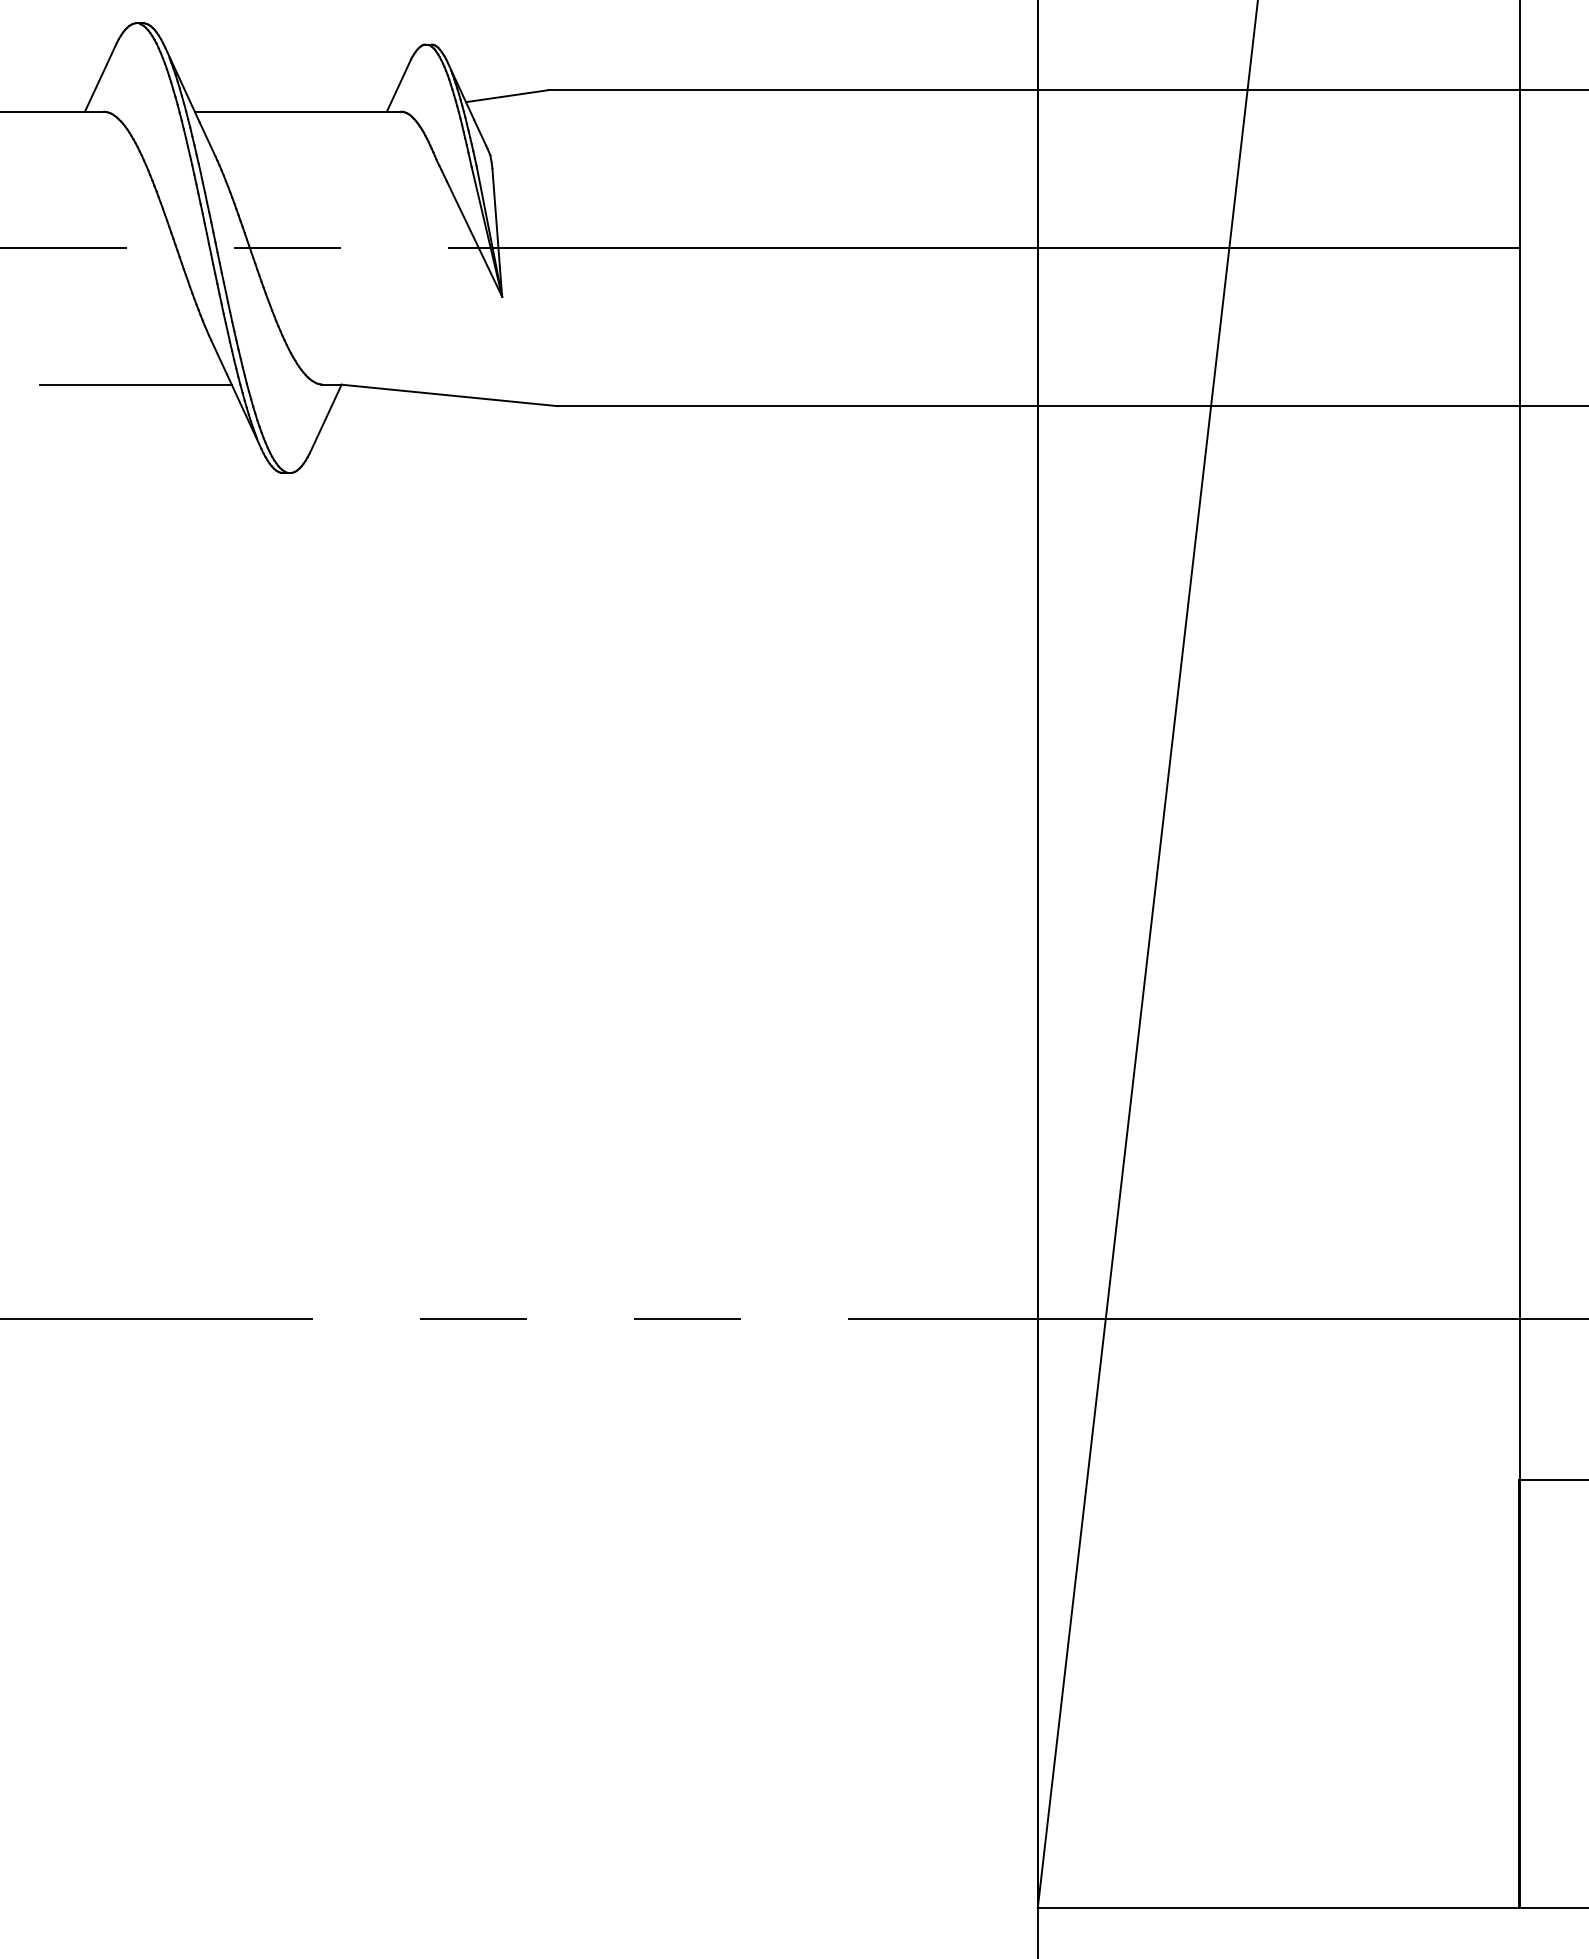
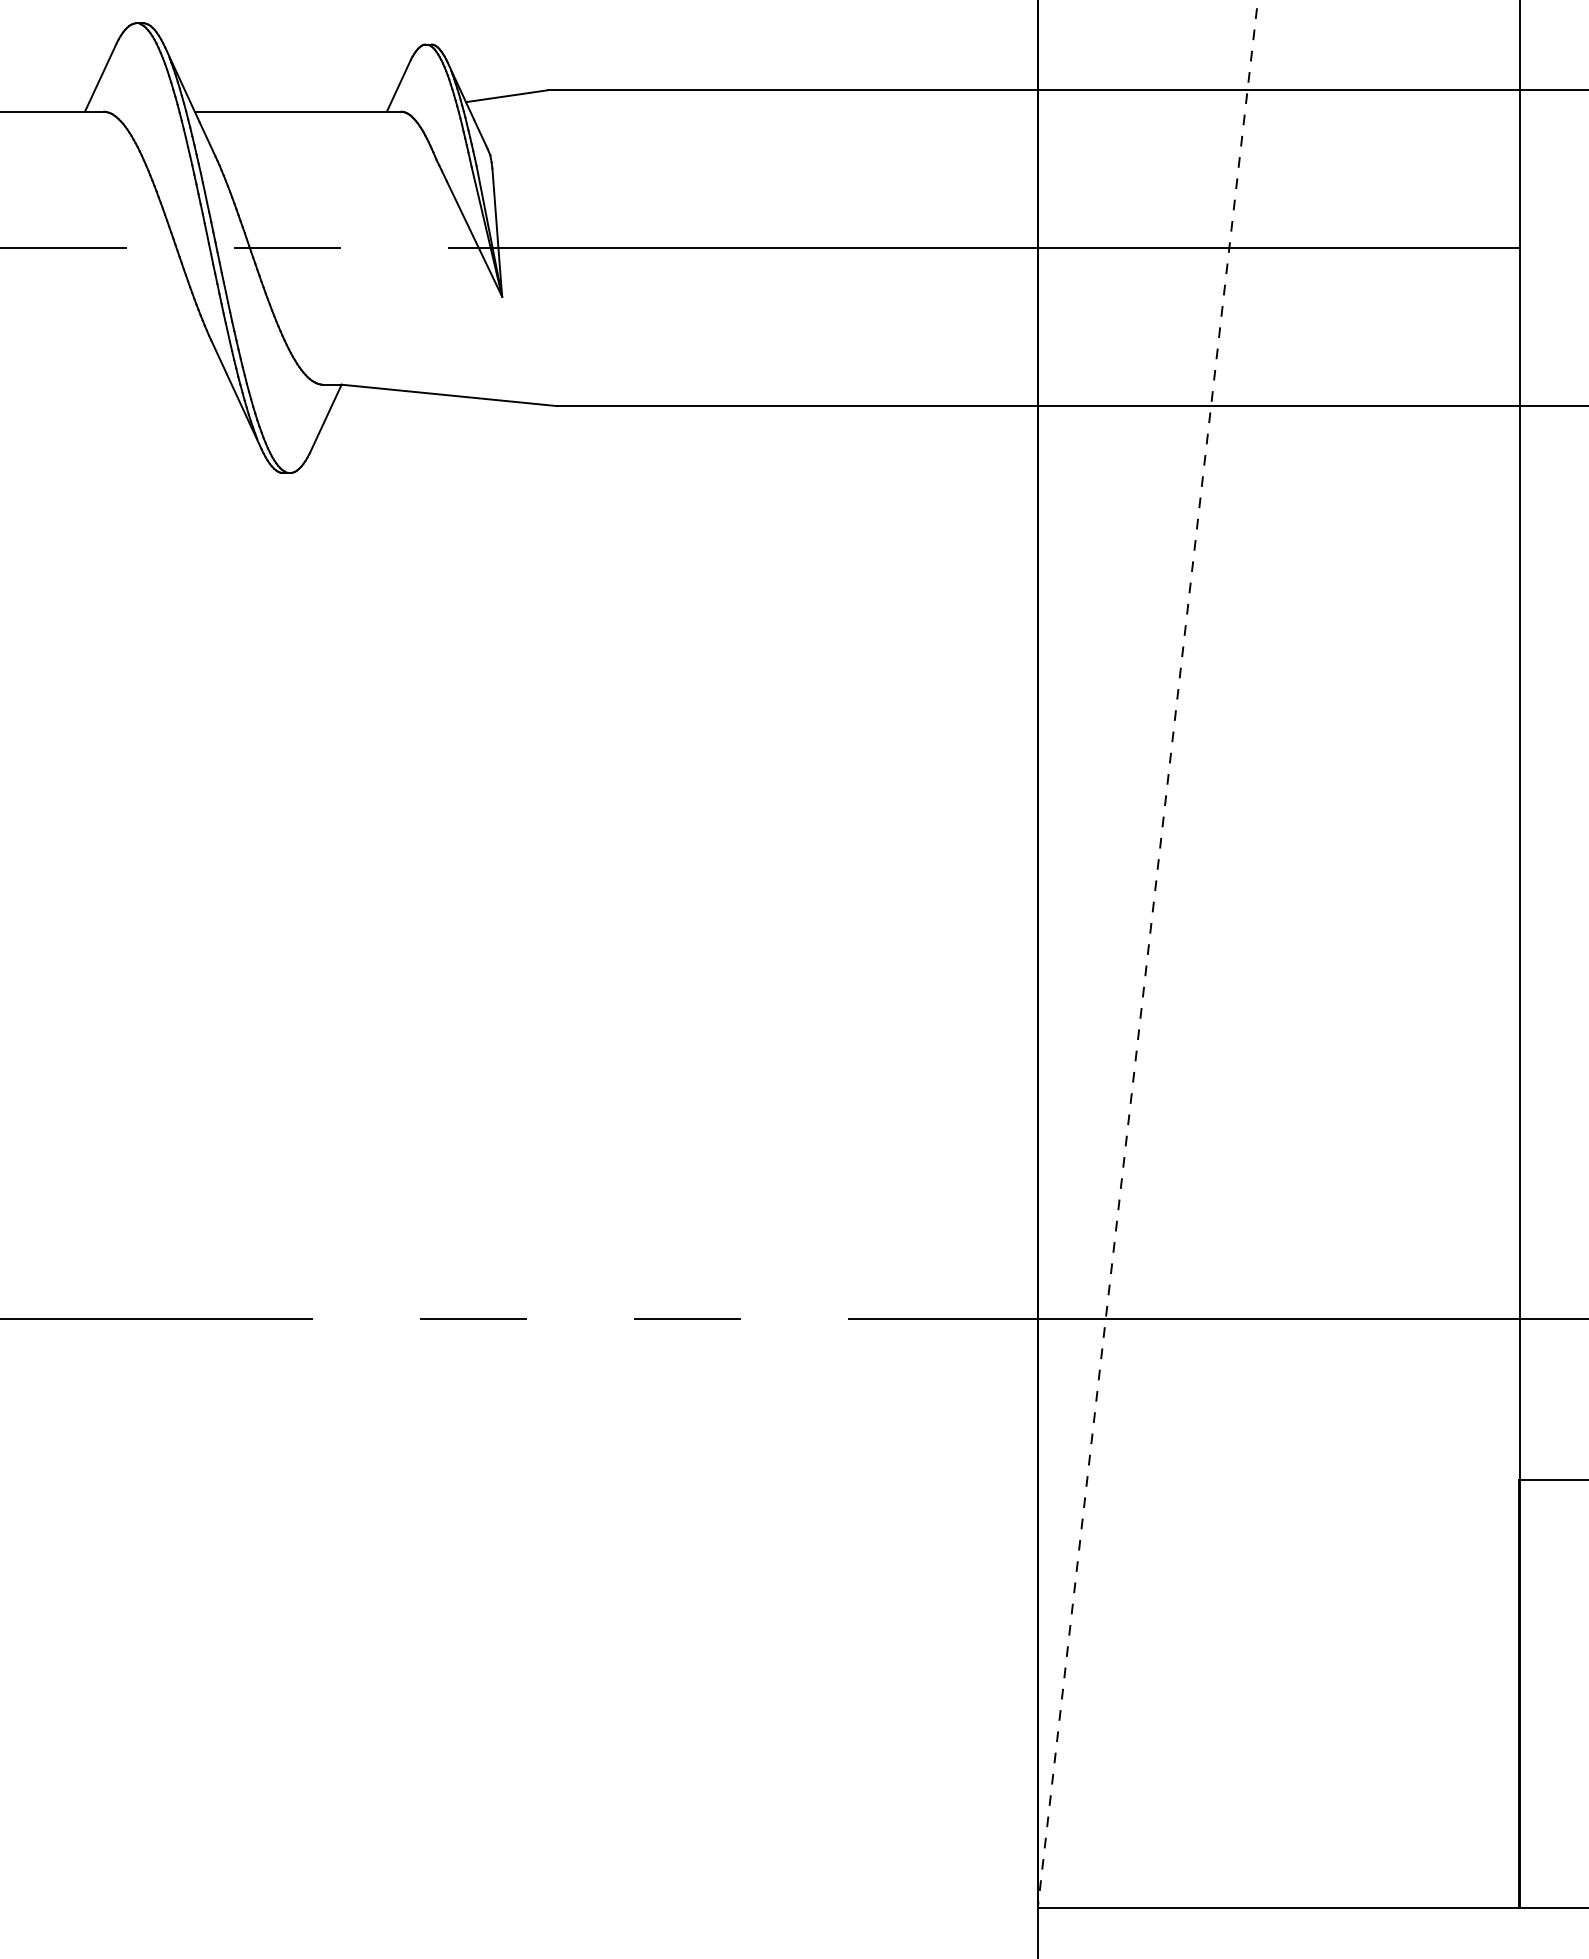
line: present -> none (135, 384)
line: solid -> dashed (1147, 954)
